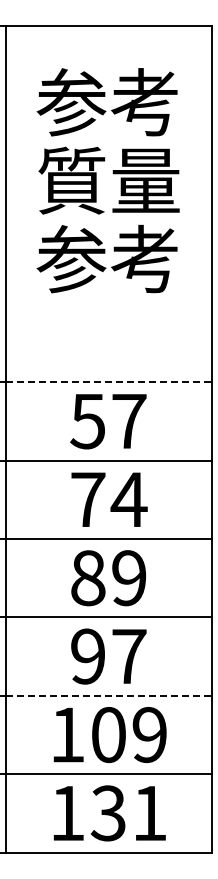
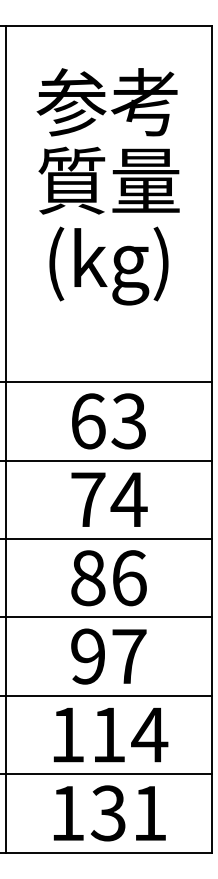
text: 参考 -> (kg) (106, 264)
line: dashed -> solid (108, 382)
text: 57 -> 63 (108, 421)
text: 89 -> 86 (129, 578)
line: dashed -> solid (108, 695)
text: 109 -> 114 (130, 735)
